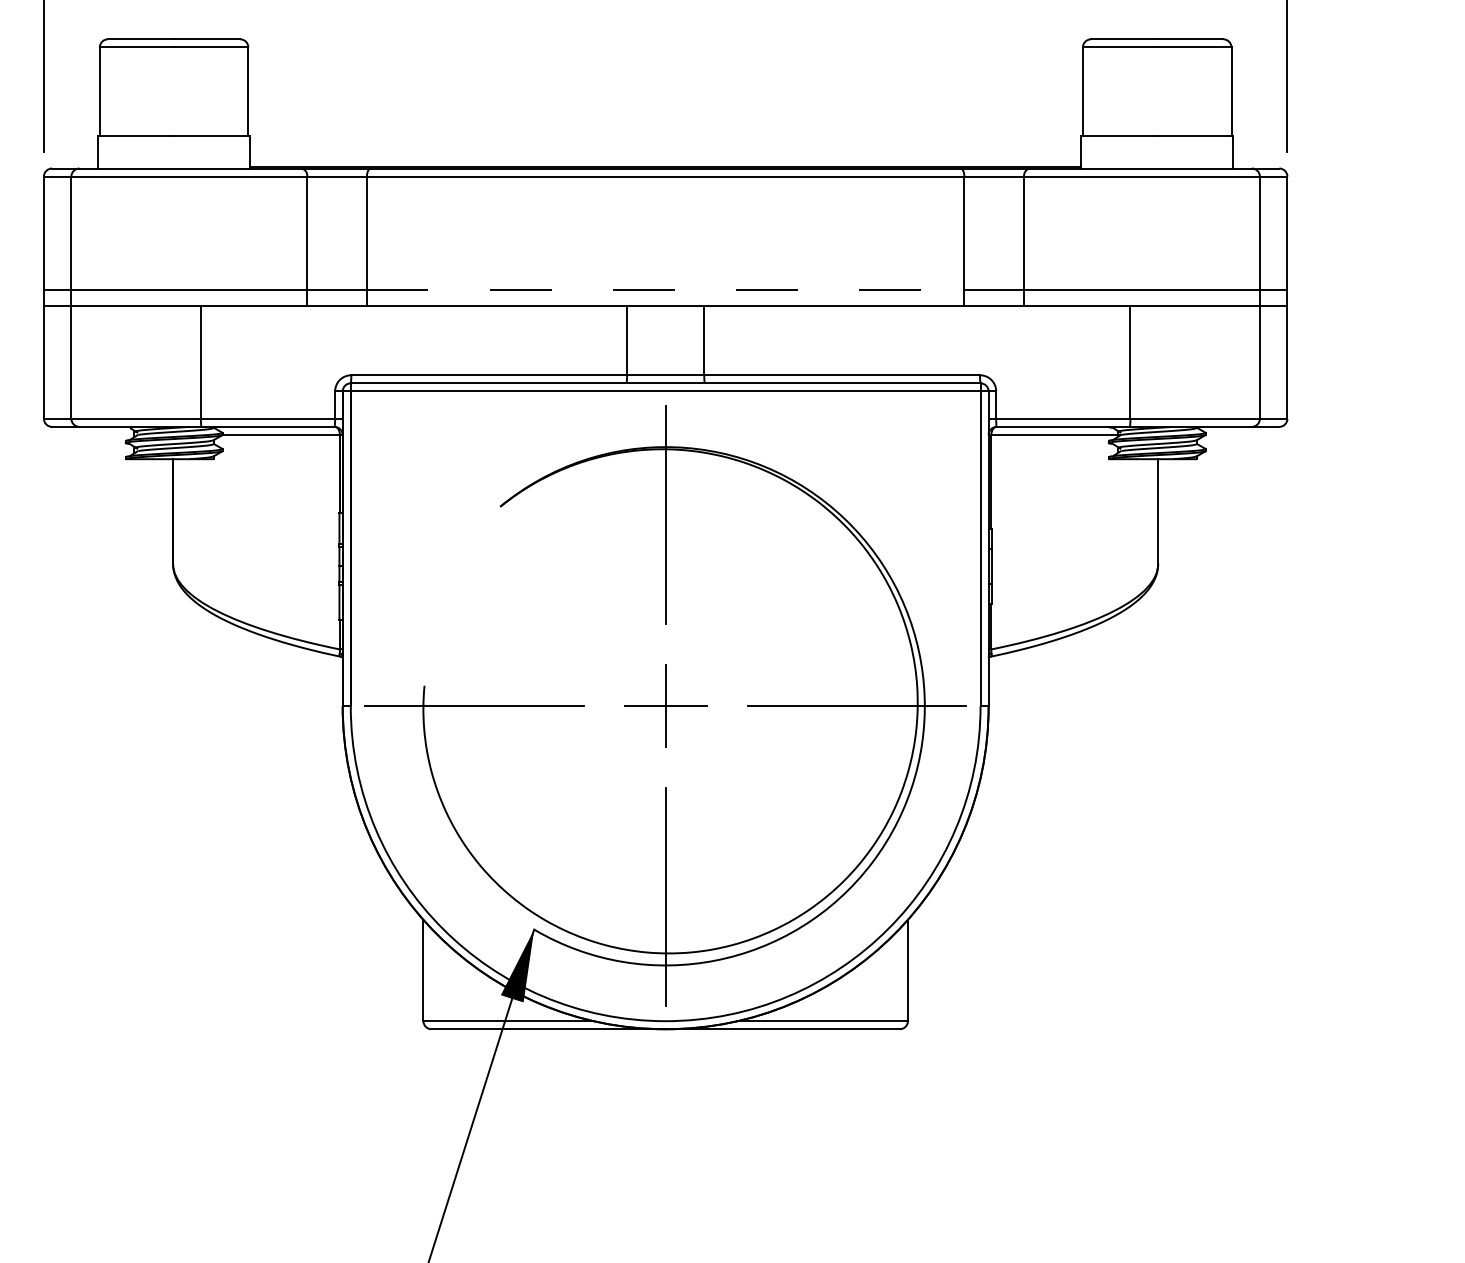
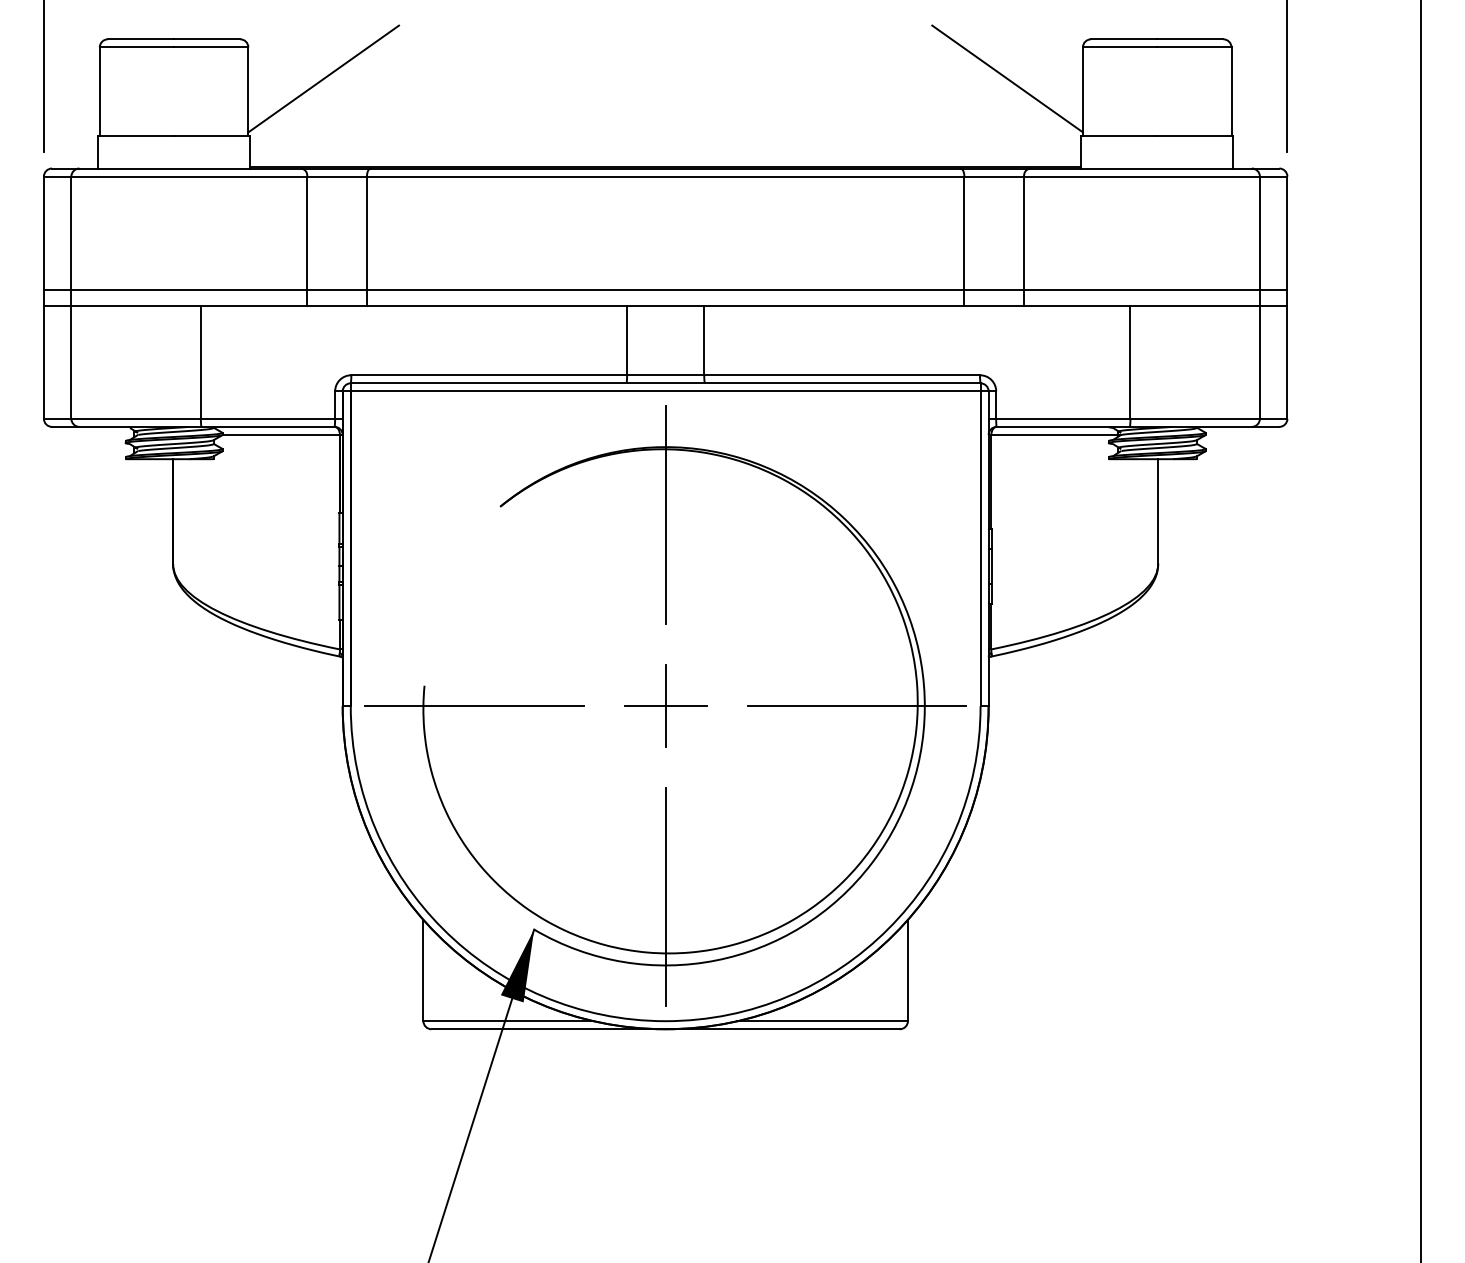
line: none -> present (323, 78)
line: none -> present (1007, 78)
line: dashed -> solid (665, 289)
line: none -> present (1421, 630)
